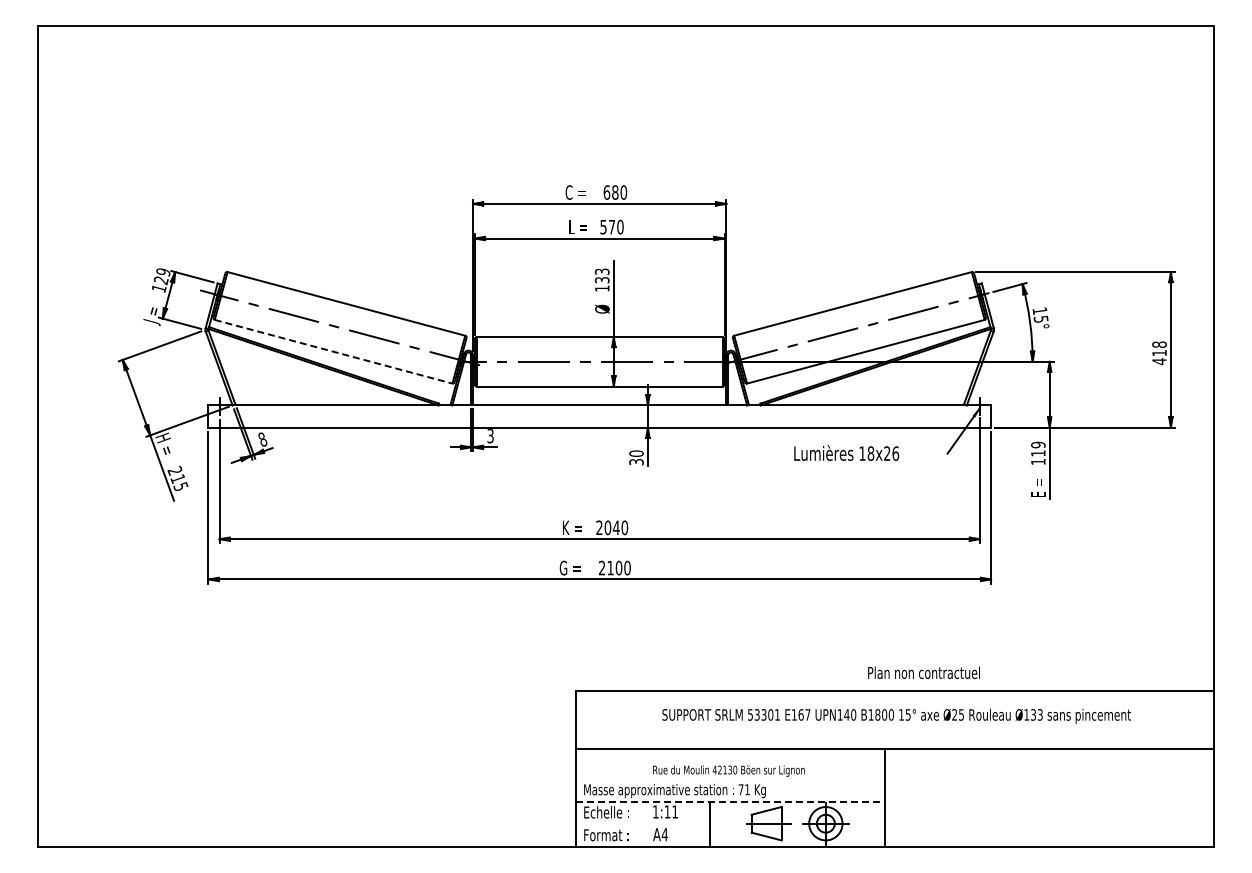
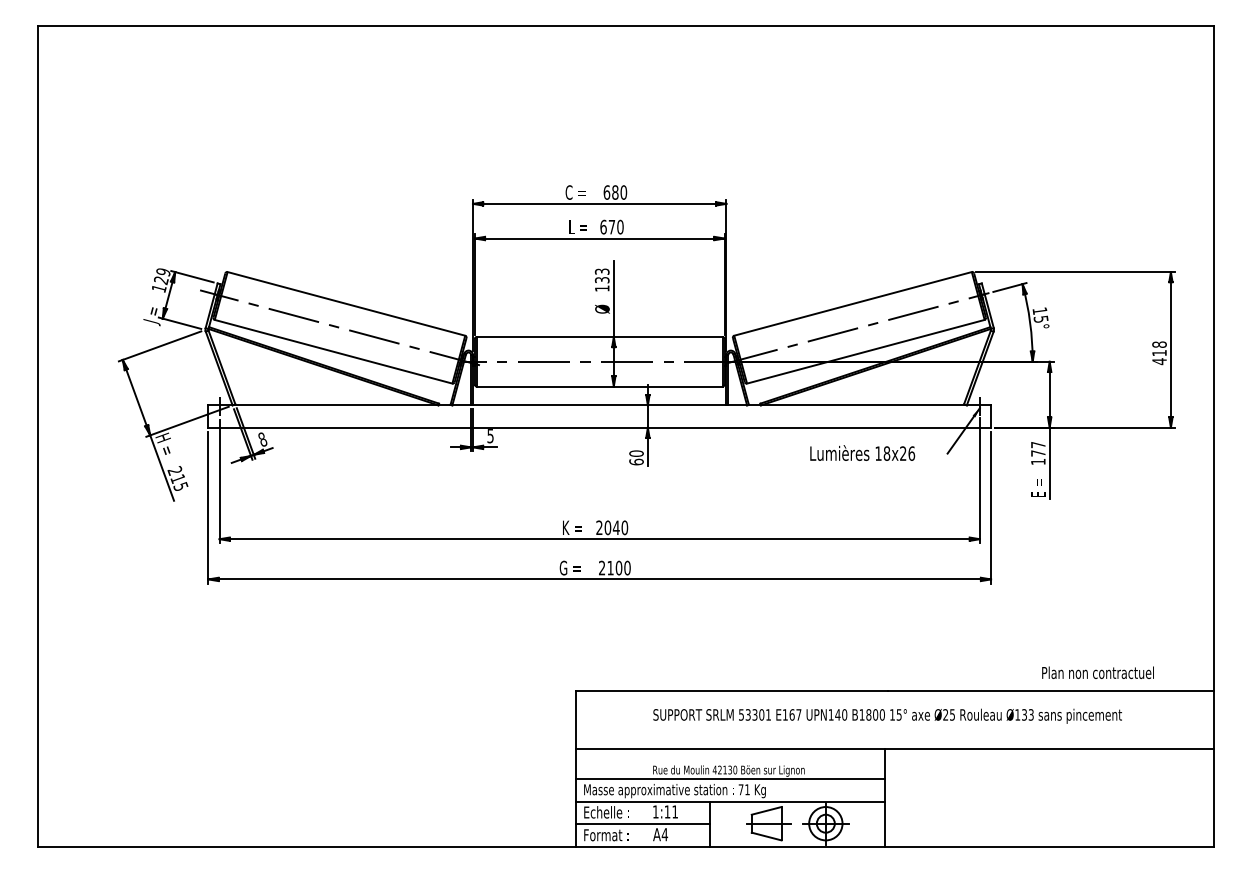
text: 570 -> 670 (603, 226)
line: dashed -> solid (333, 351)
text: 3 -> 5 (490, 435)
text: 119 -> 177 (1038, 448)
text position: (846, 452) -> (862, 452) (862, 452)
text: 30 -> 60 (636, 461)
text position: (923, 672) -> (1097, 672) (1097, 672)
text position: (896, 715) -> (887, 715) (887, 715)
line: none -> present (730, 779)
line: dashed -> solid (731, 801)
line: none -> present (643, 824)
